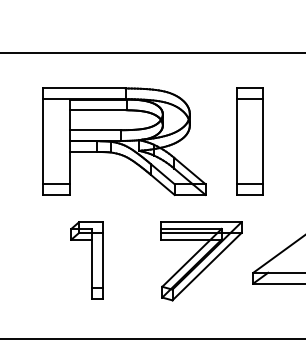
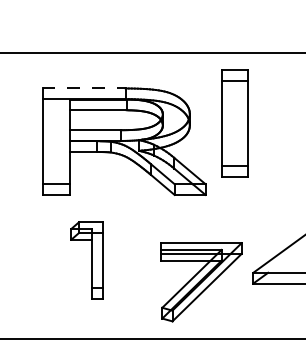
line: solid -> dashed (84, 88)
part position: (249, 141) -> (234, 123) (234, 123)
part position: (201, 261) -> (201, 282) (201, 282)
